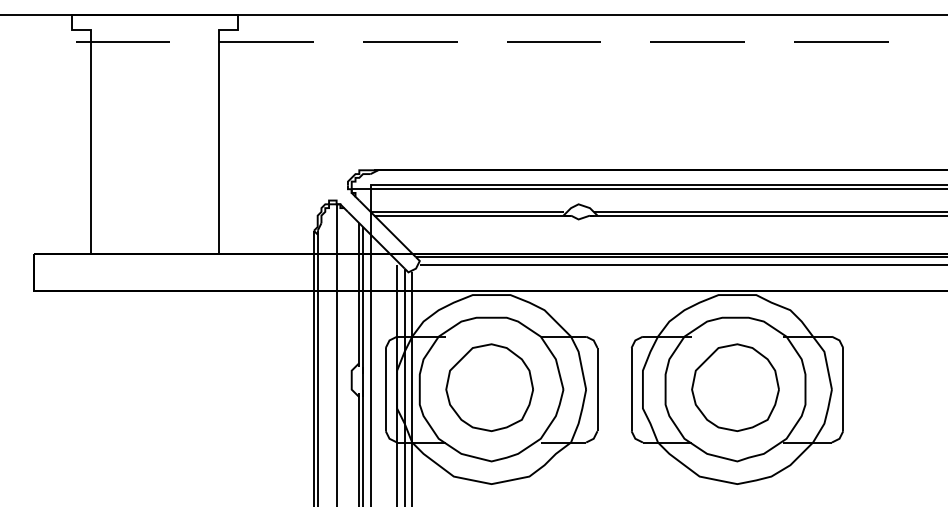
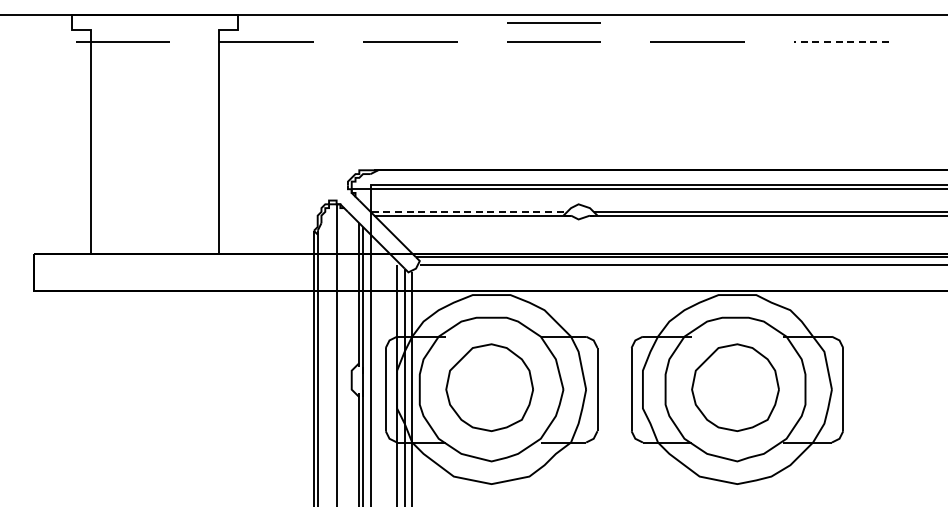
line: none -> present (553, 22)
line: solid -> dashed (840, 41)
line: solid -> dashed (466, 211)
